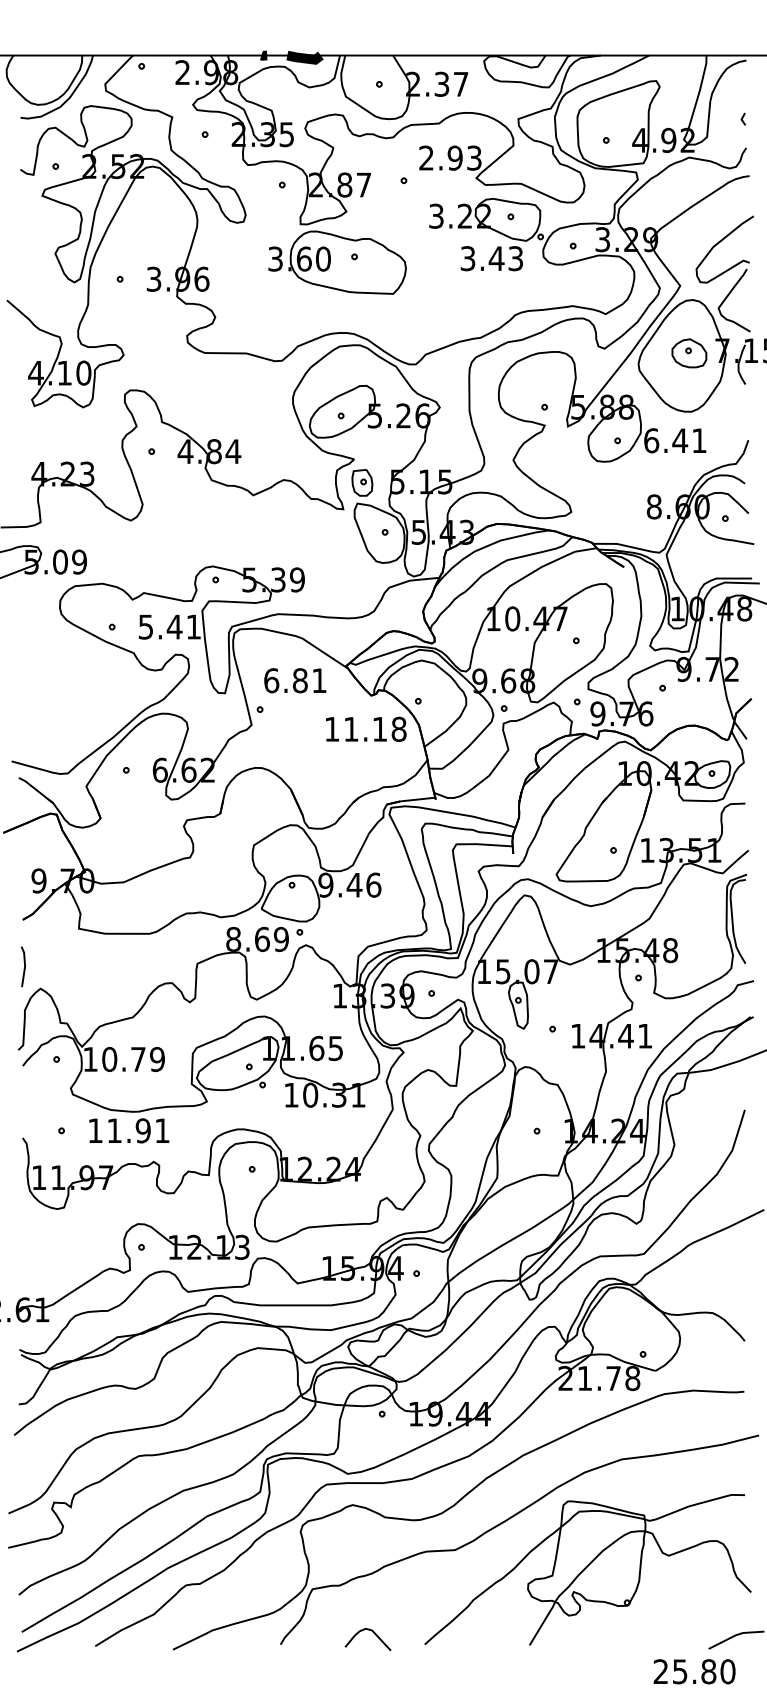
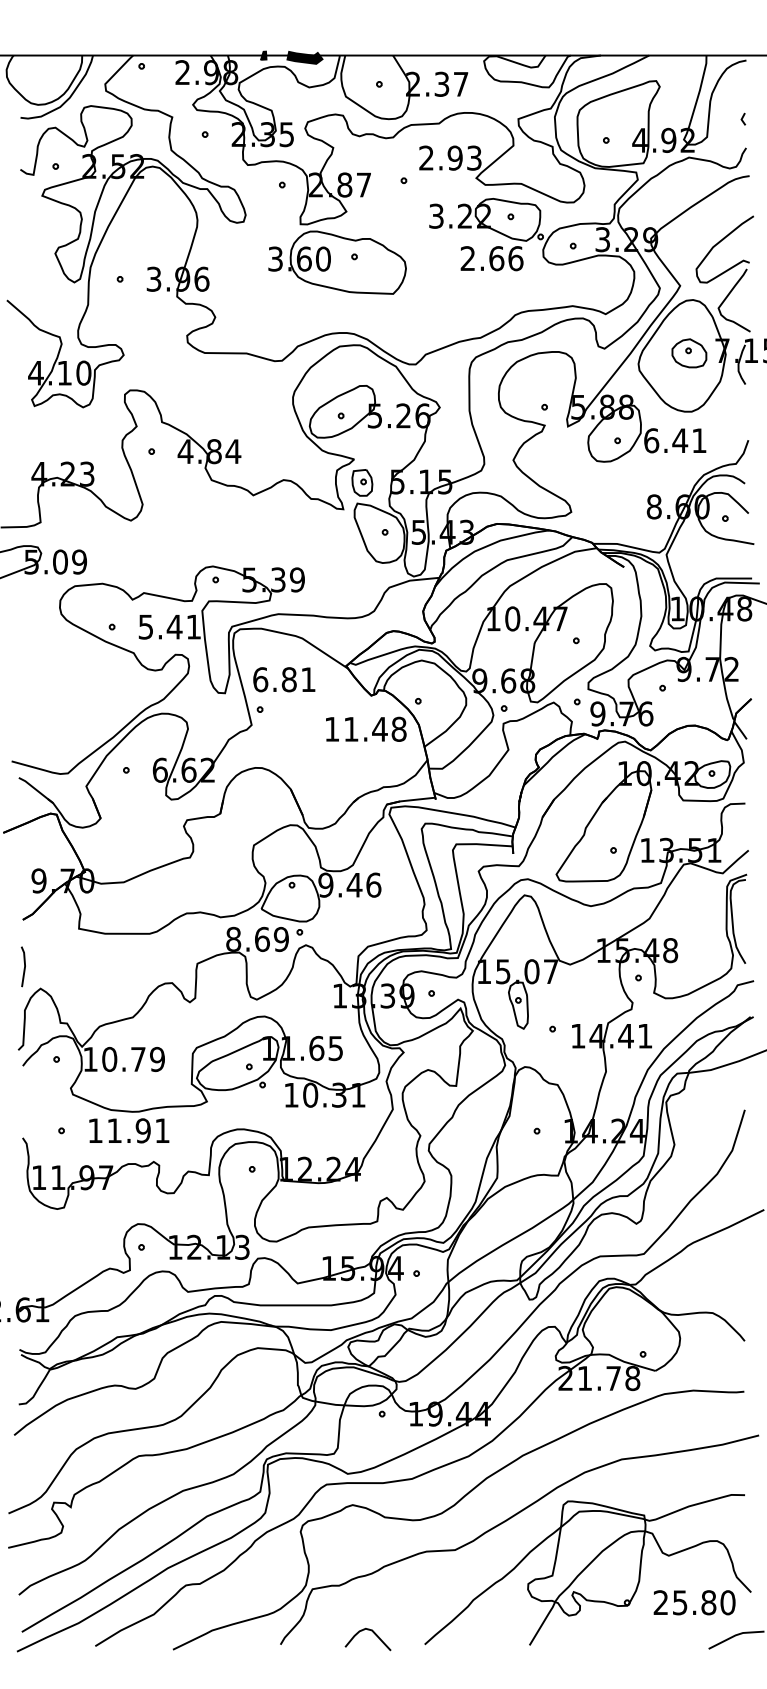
text: 3.43 -> 2.66 (491, 258)
text position: (295, 680) -> (284, 679) (284, 679)
text: 11.18 -> 11.48 (379, 729)
text position: (694, 1671) -> (694, 1602) (694, 1602)
